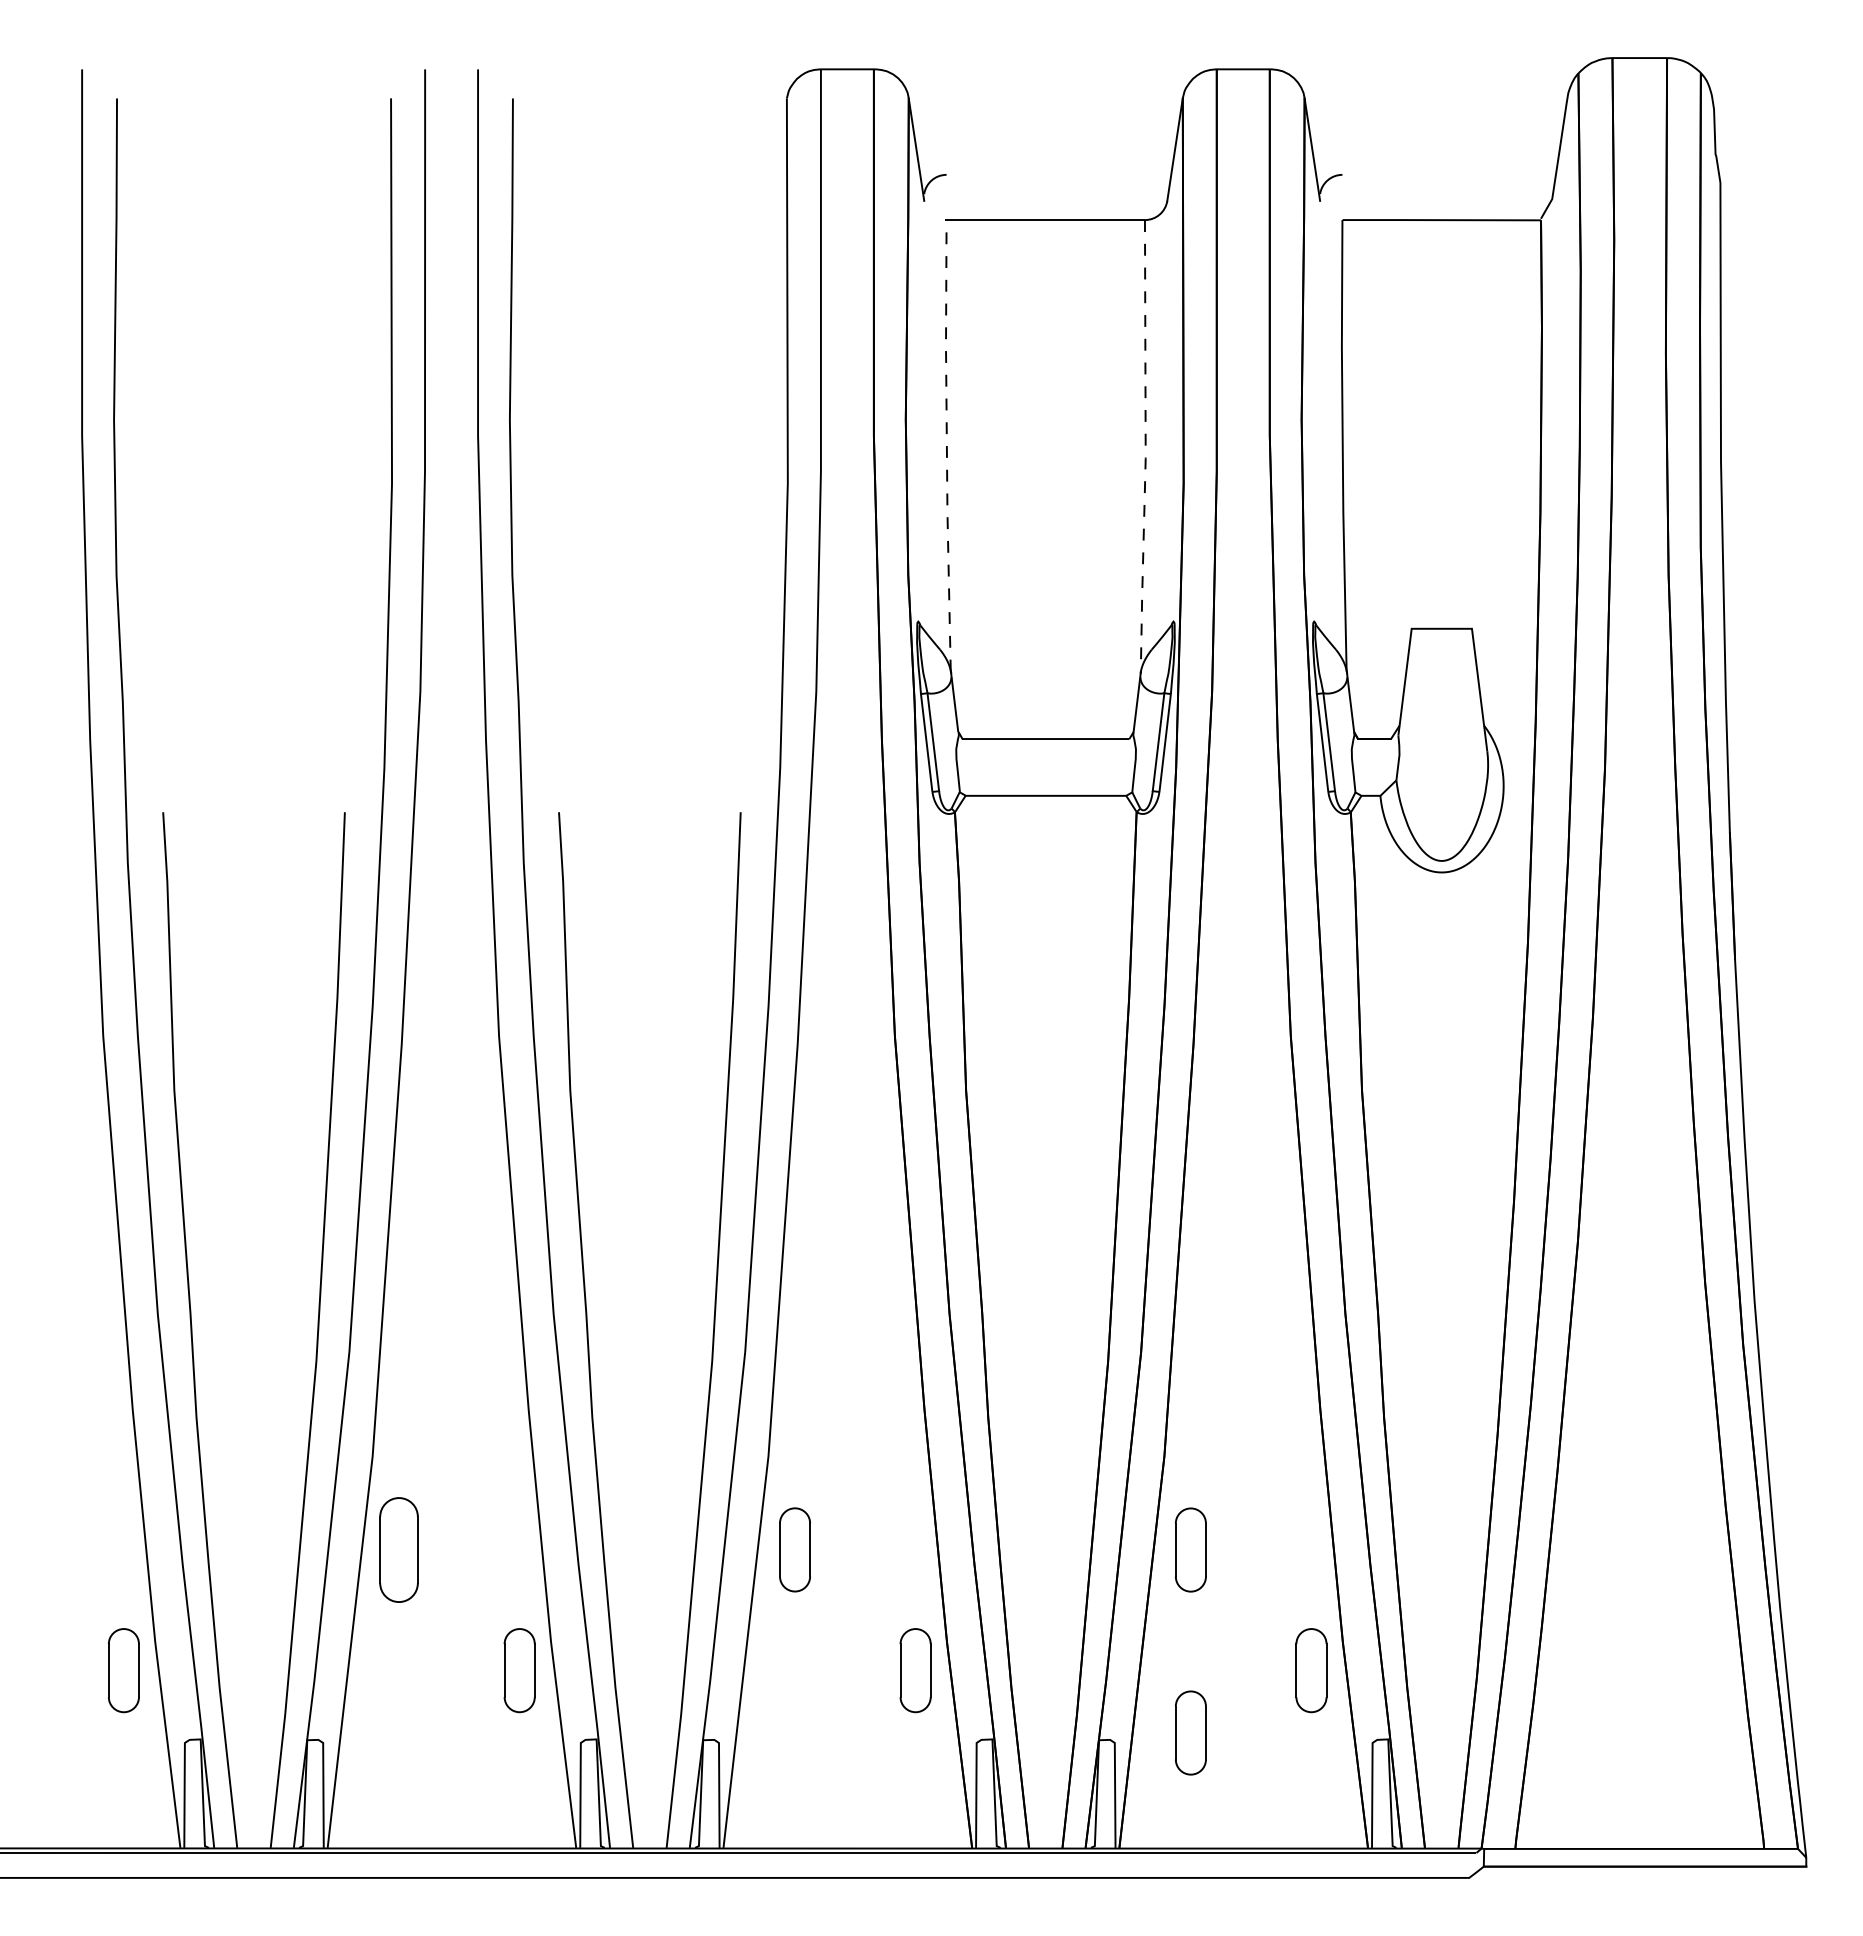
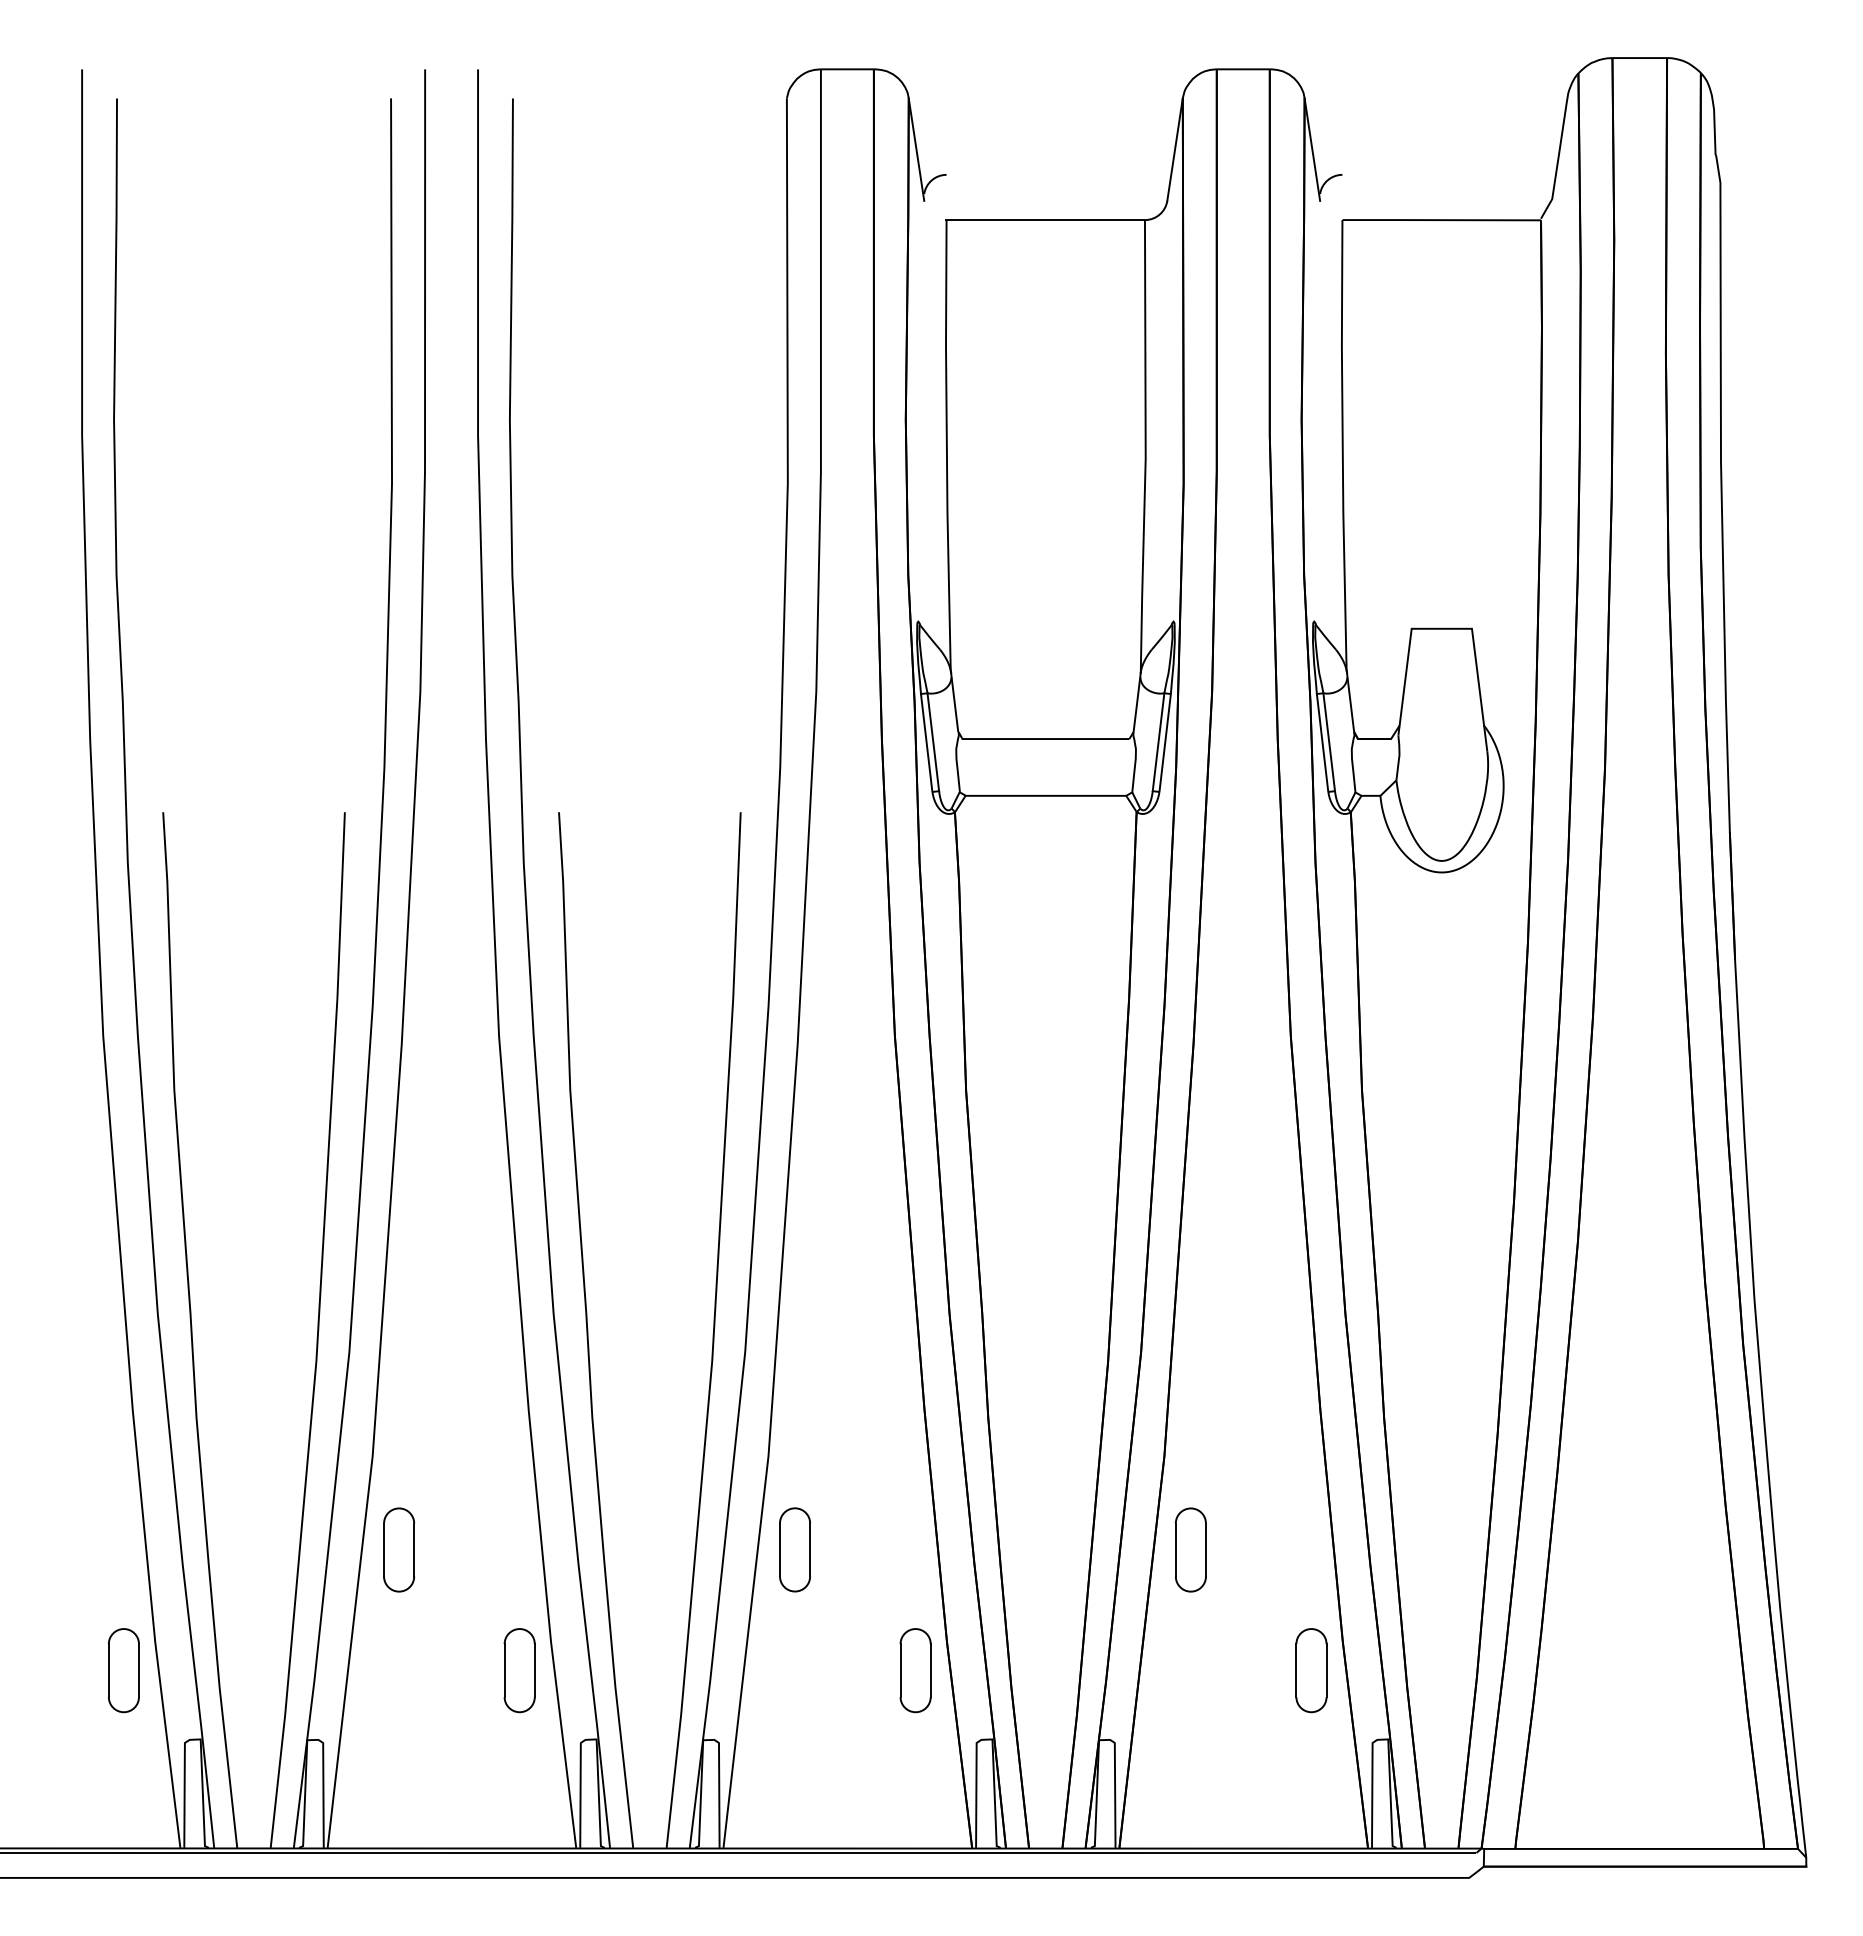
line: dashed -> solid (946, 444)
line: dashed -> solid (1145, 447)
part size: 40x106 px -> 33x86 px (399, 1549)
part: present -> none (1190, 1732)
